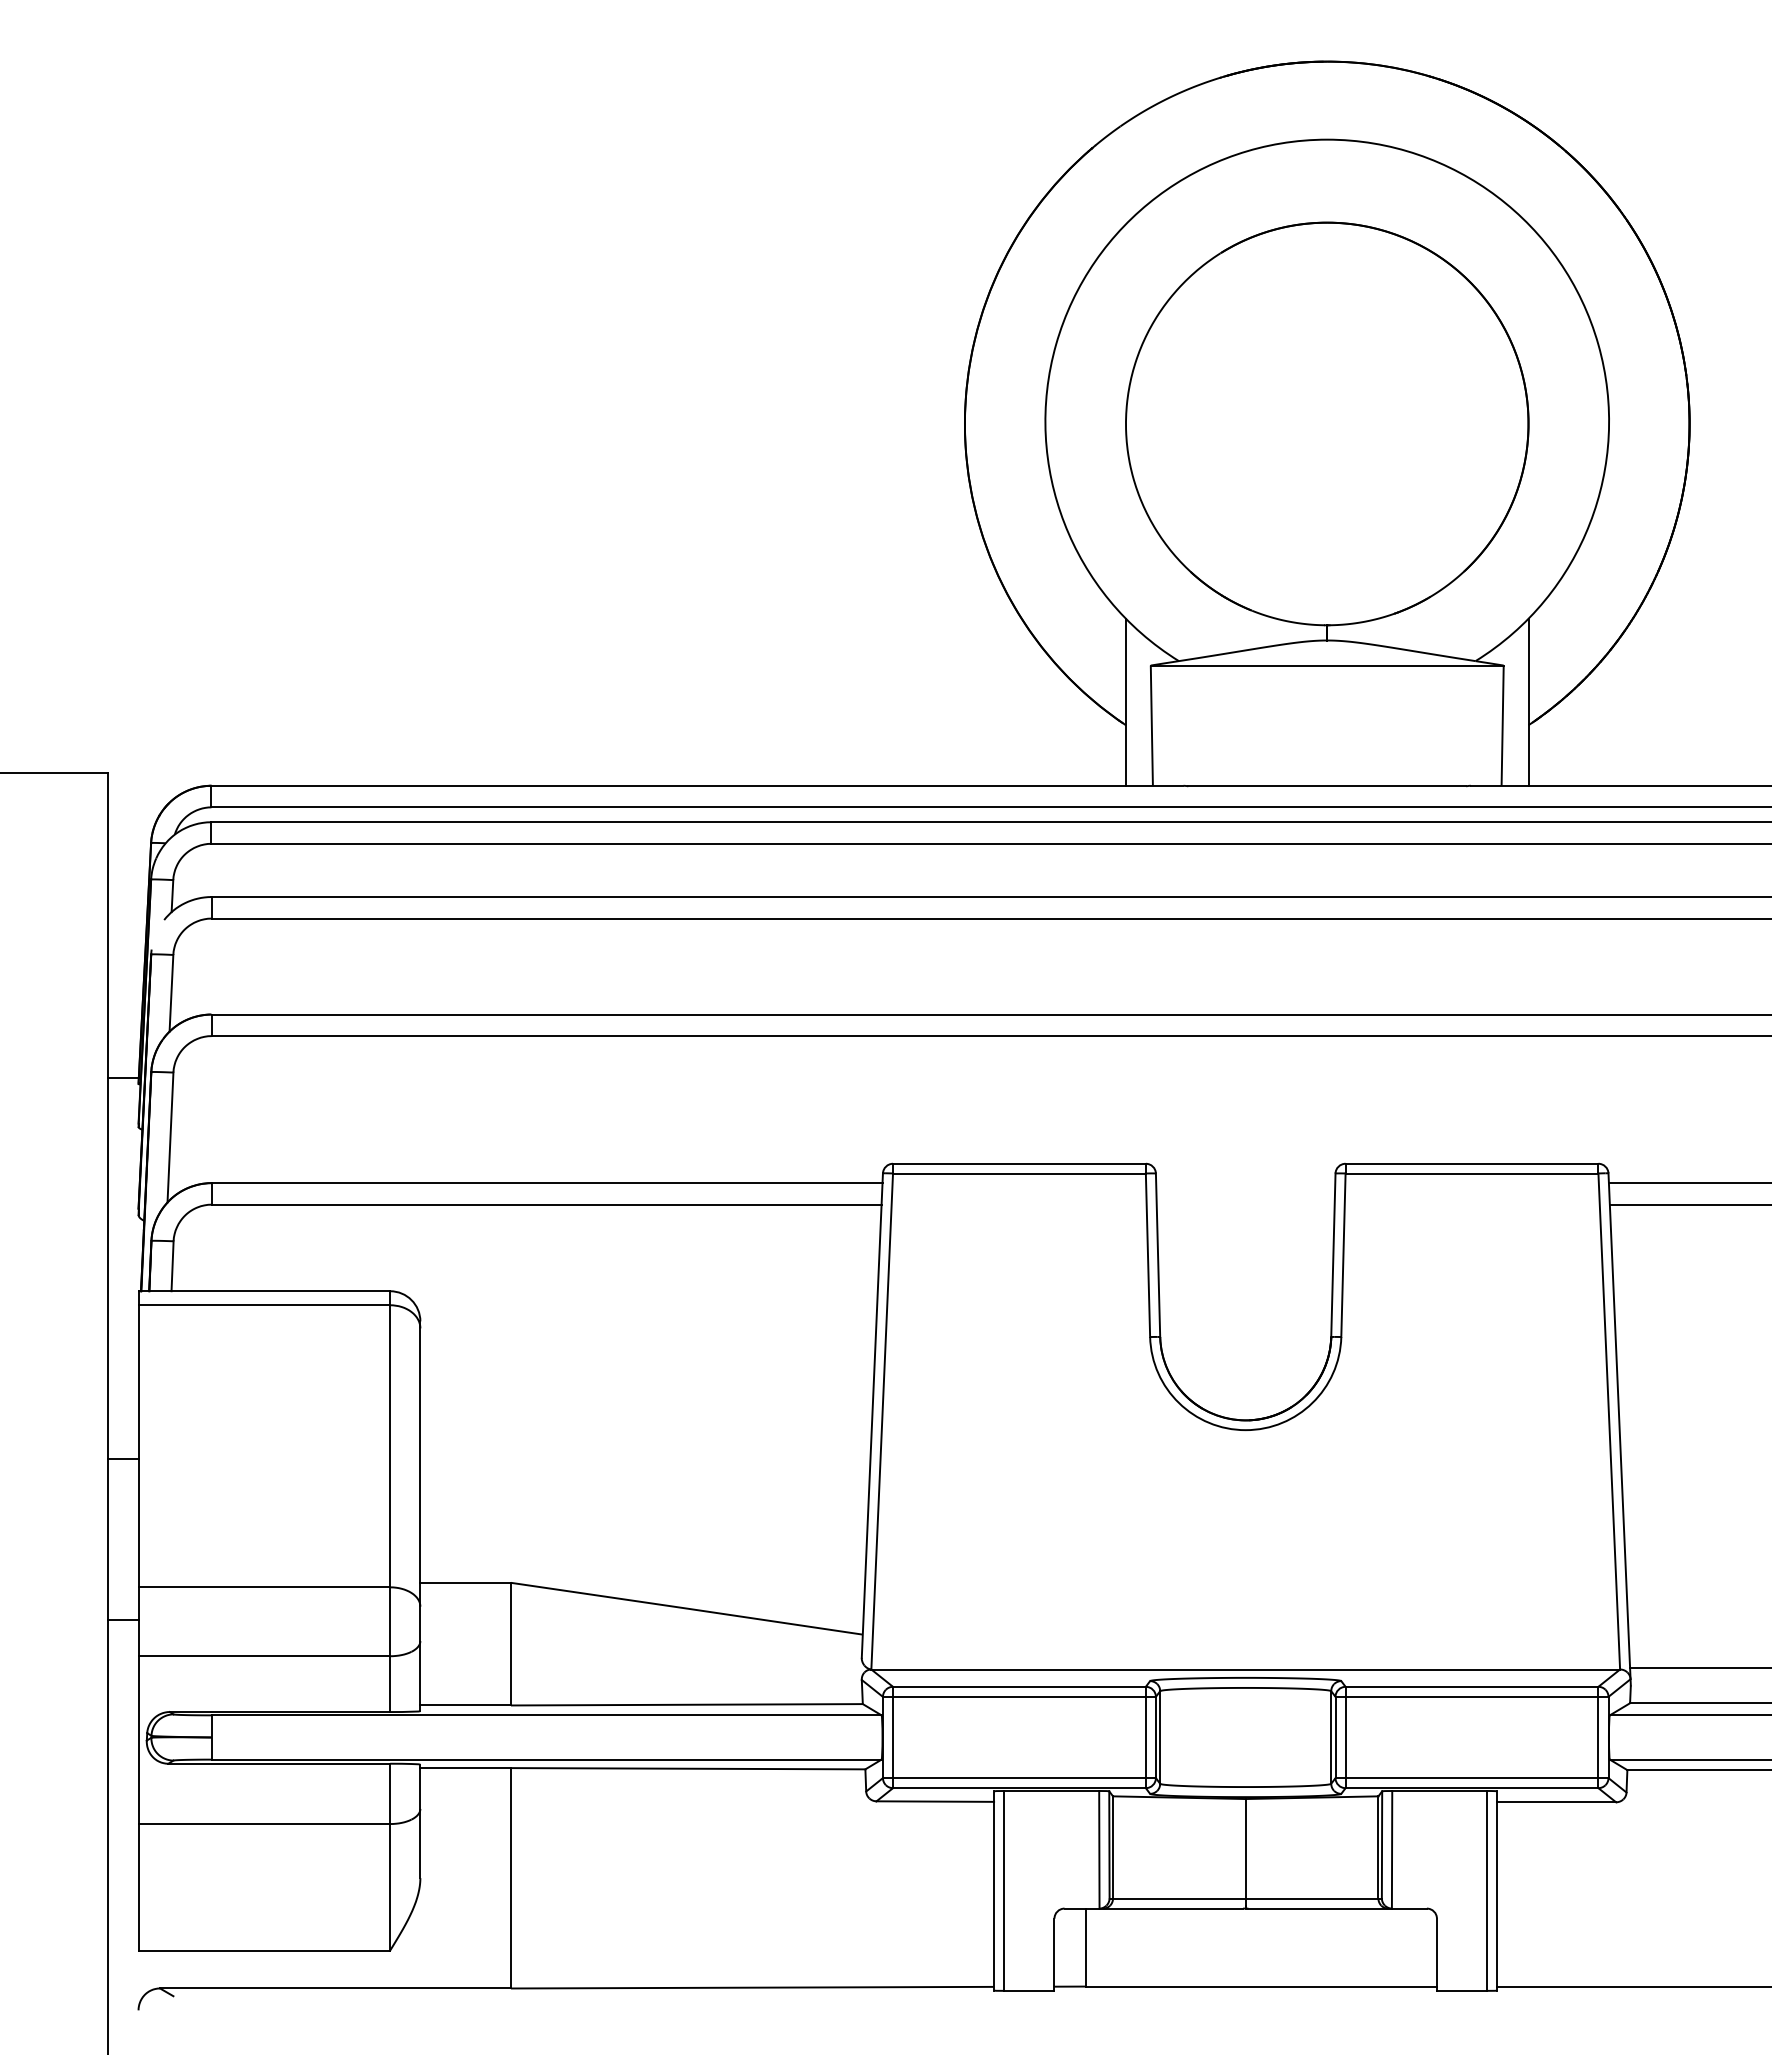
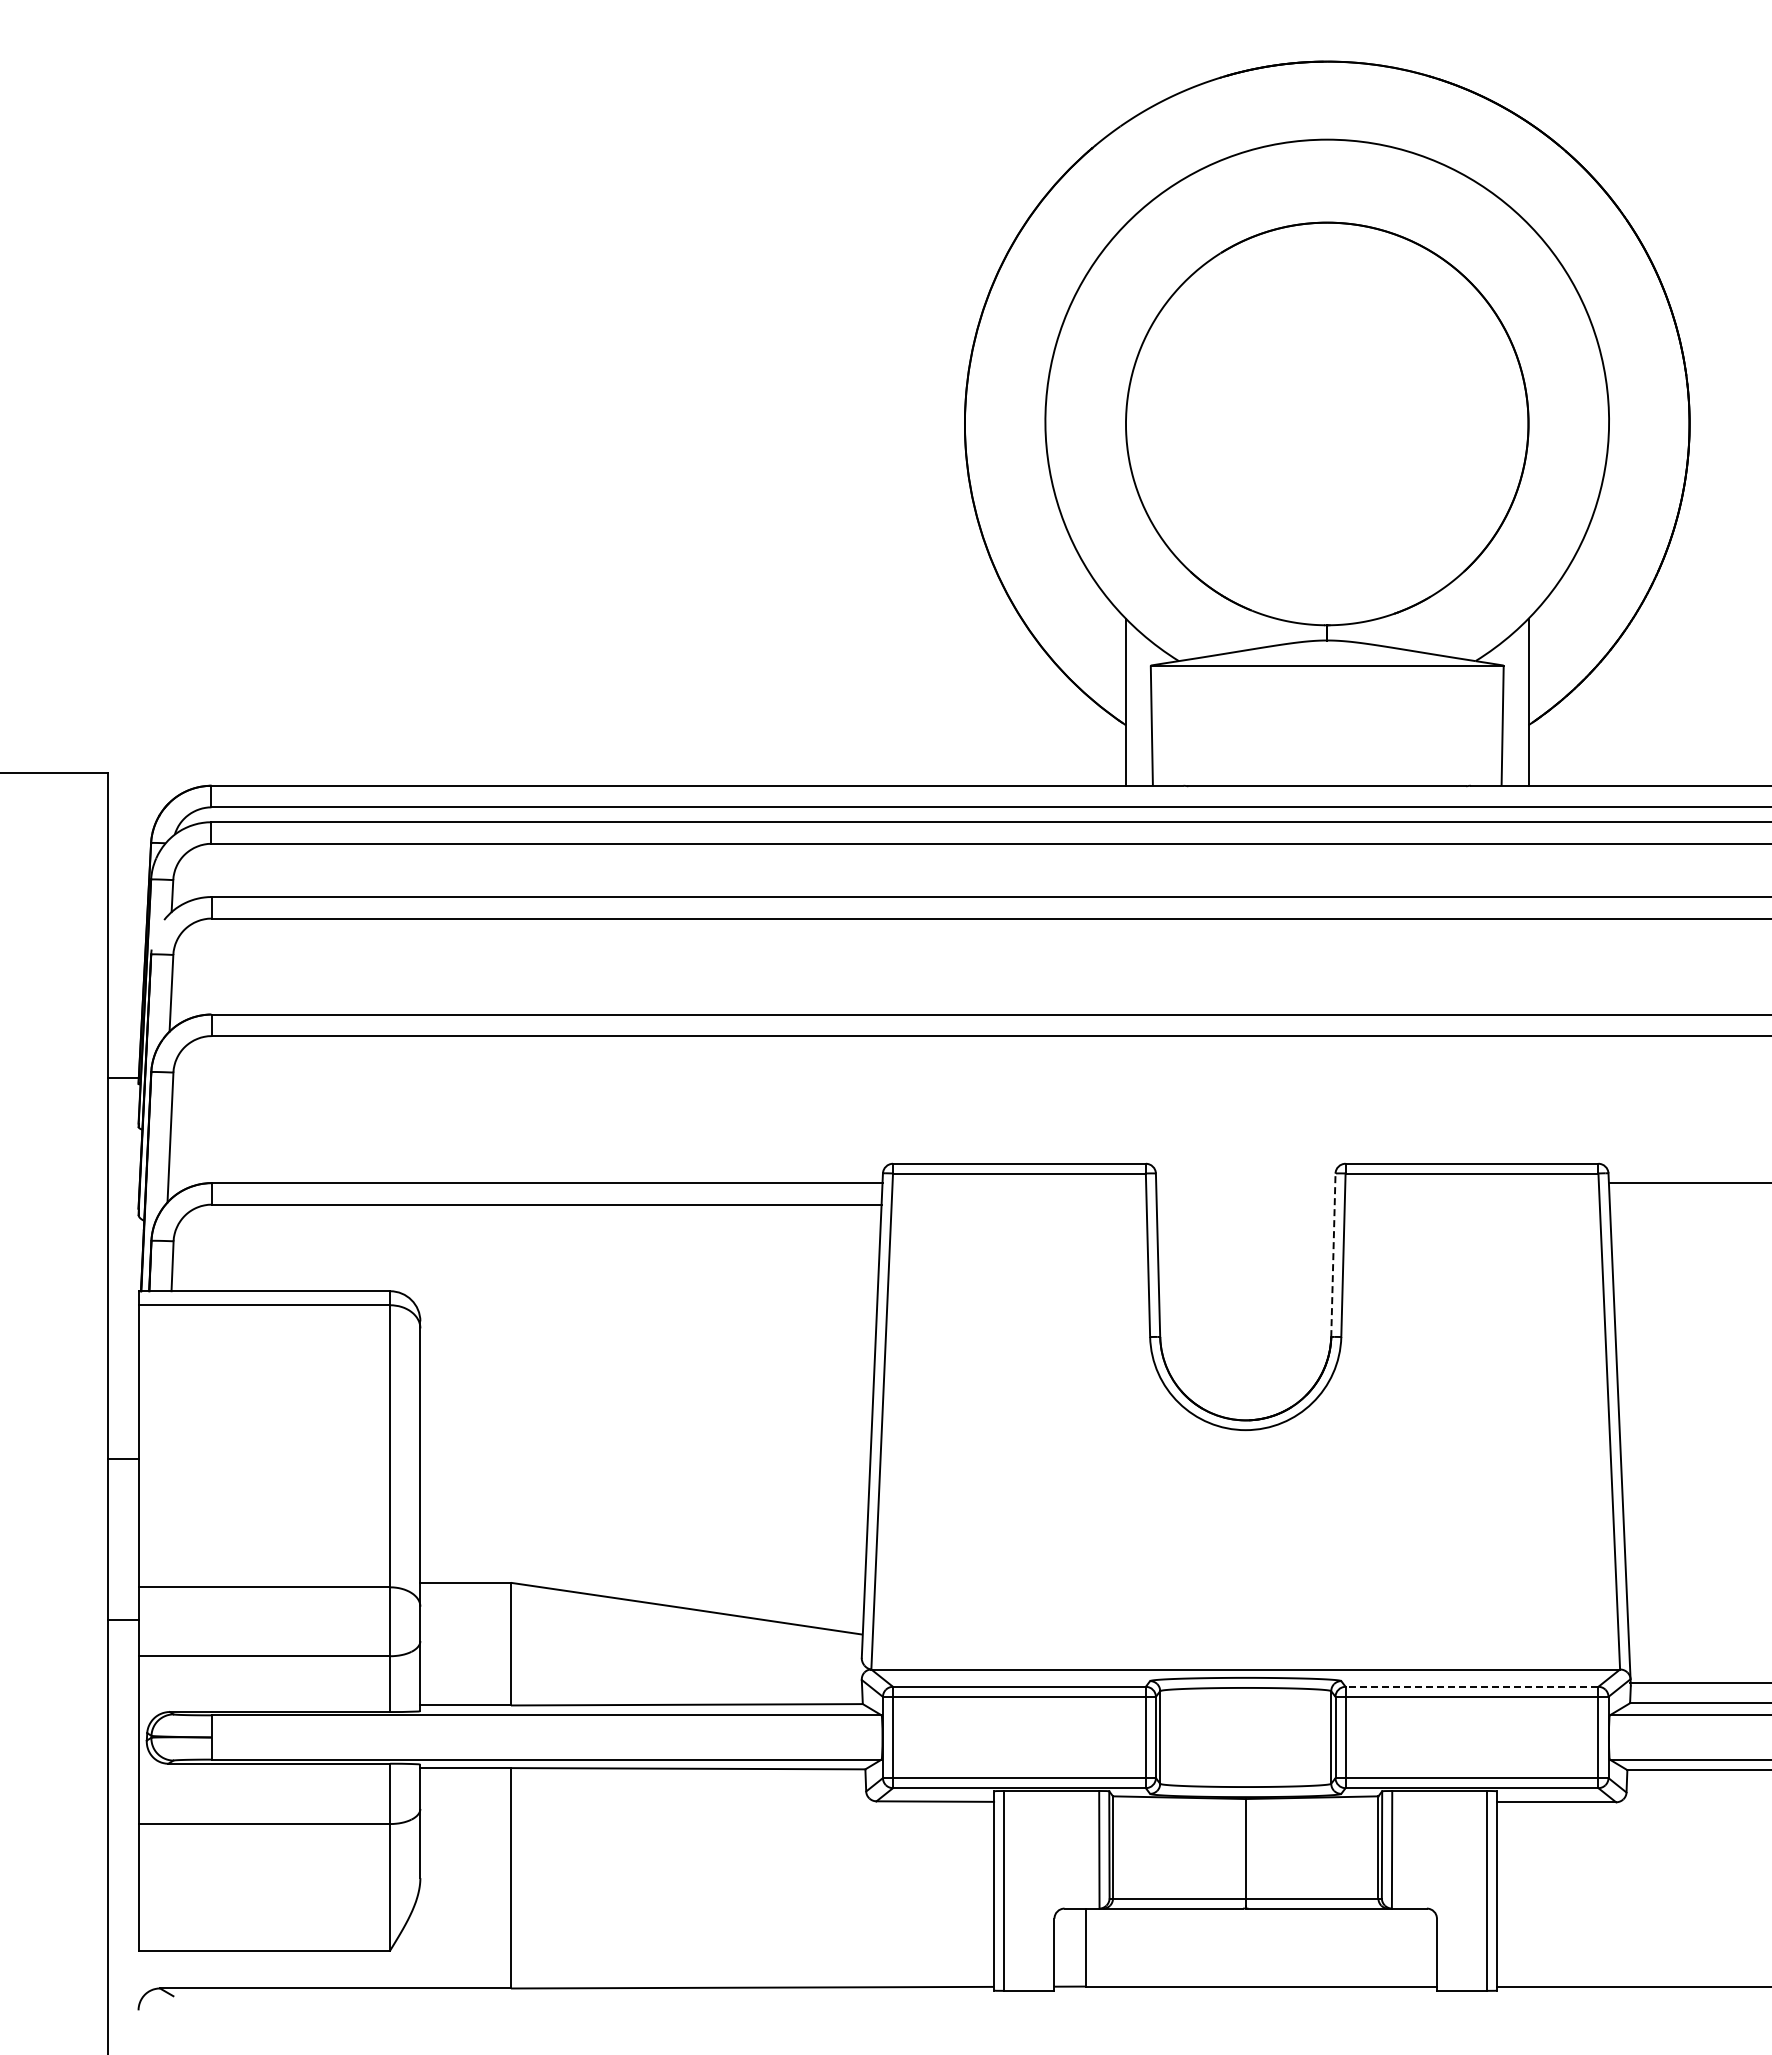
line: present -> none (1688, 1204)
line: solid -> dashed (1333, 1255)
line position: (1699, 1667) -> (1699, 1682) (1699, 1682)
line: solid -> dashed (1471, 1686)
